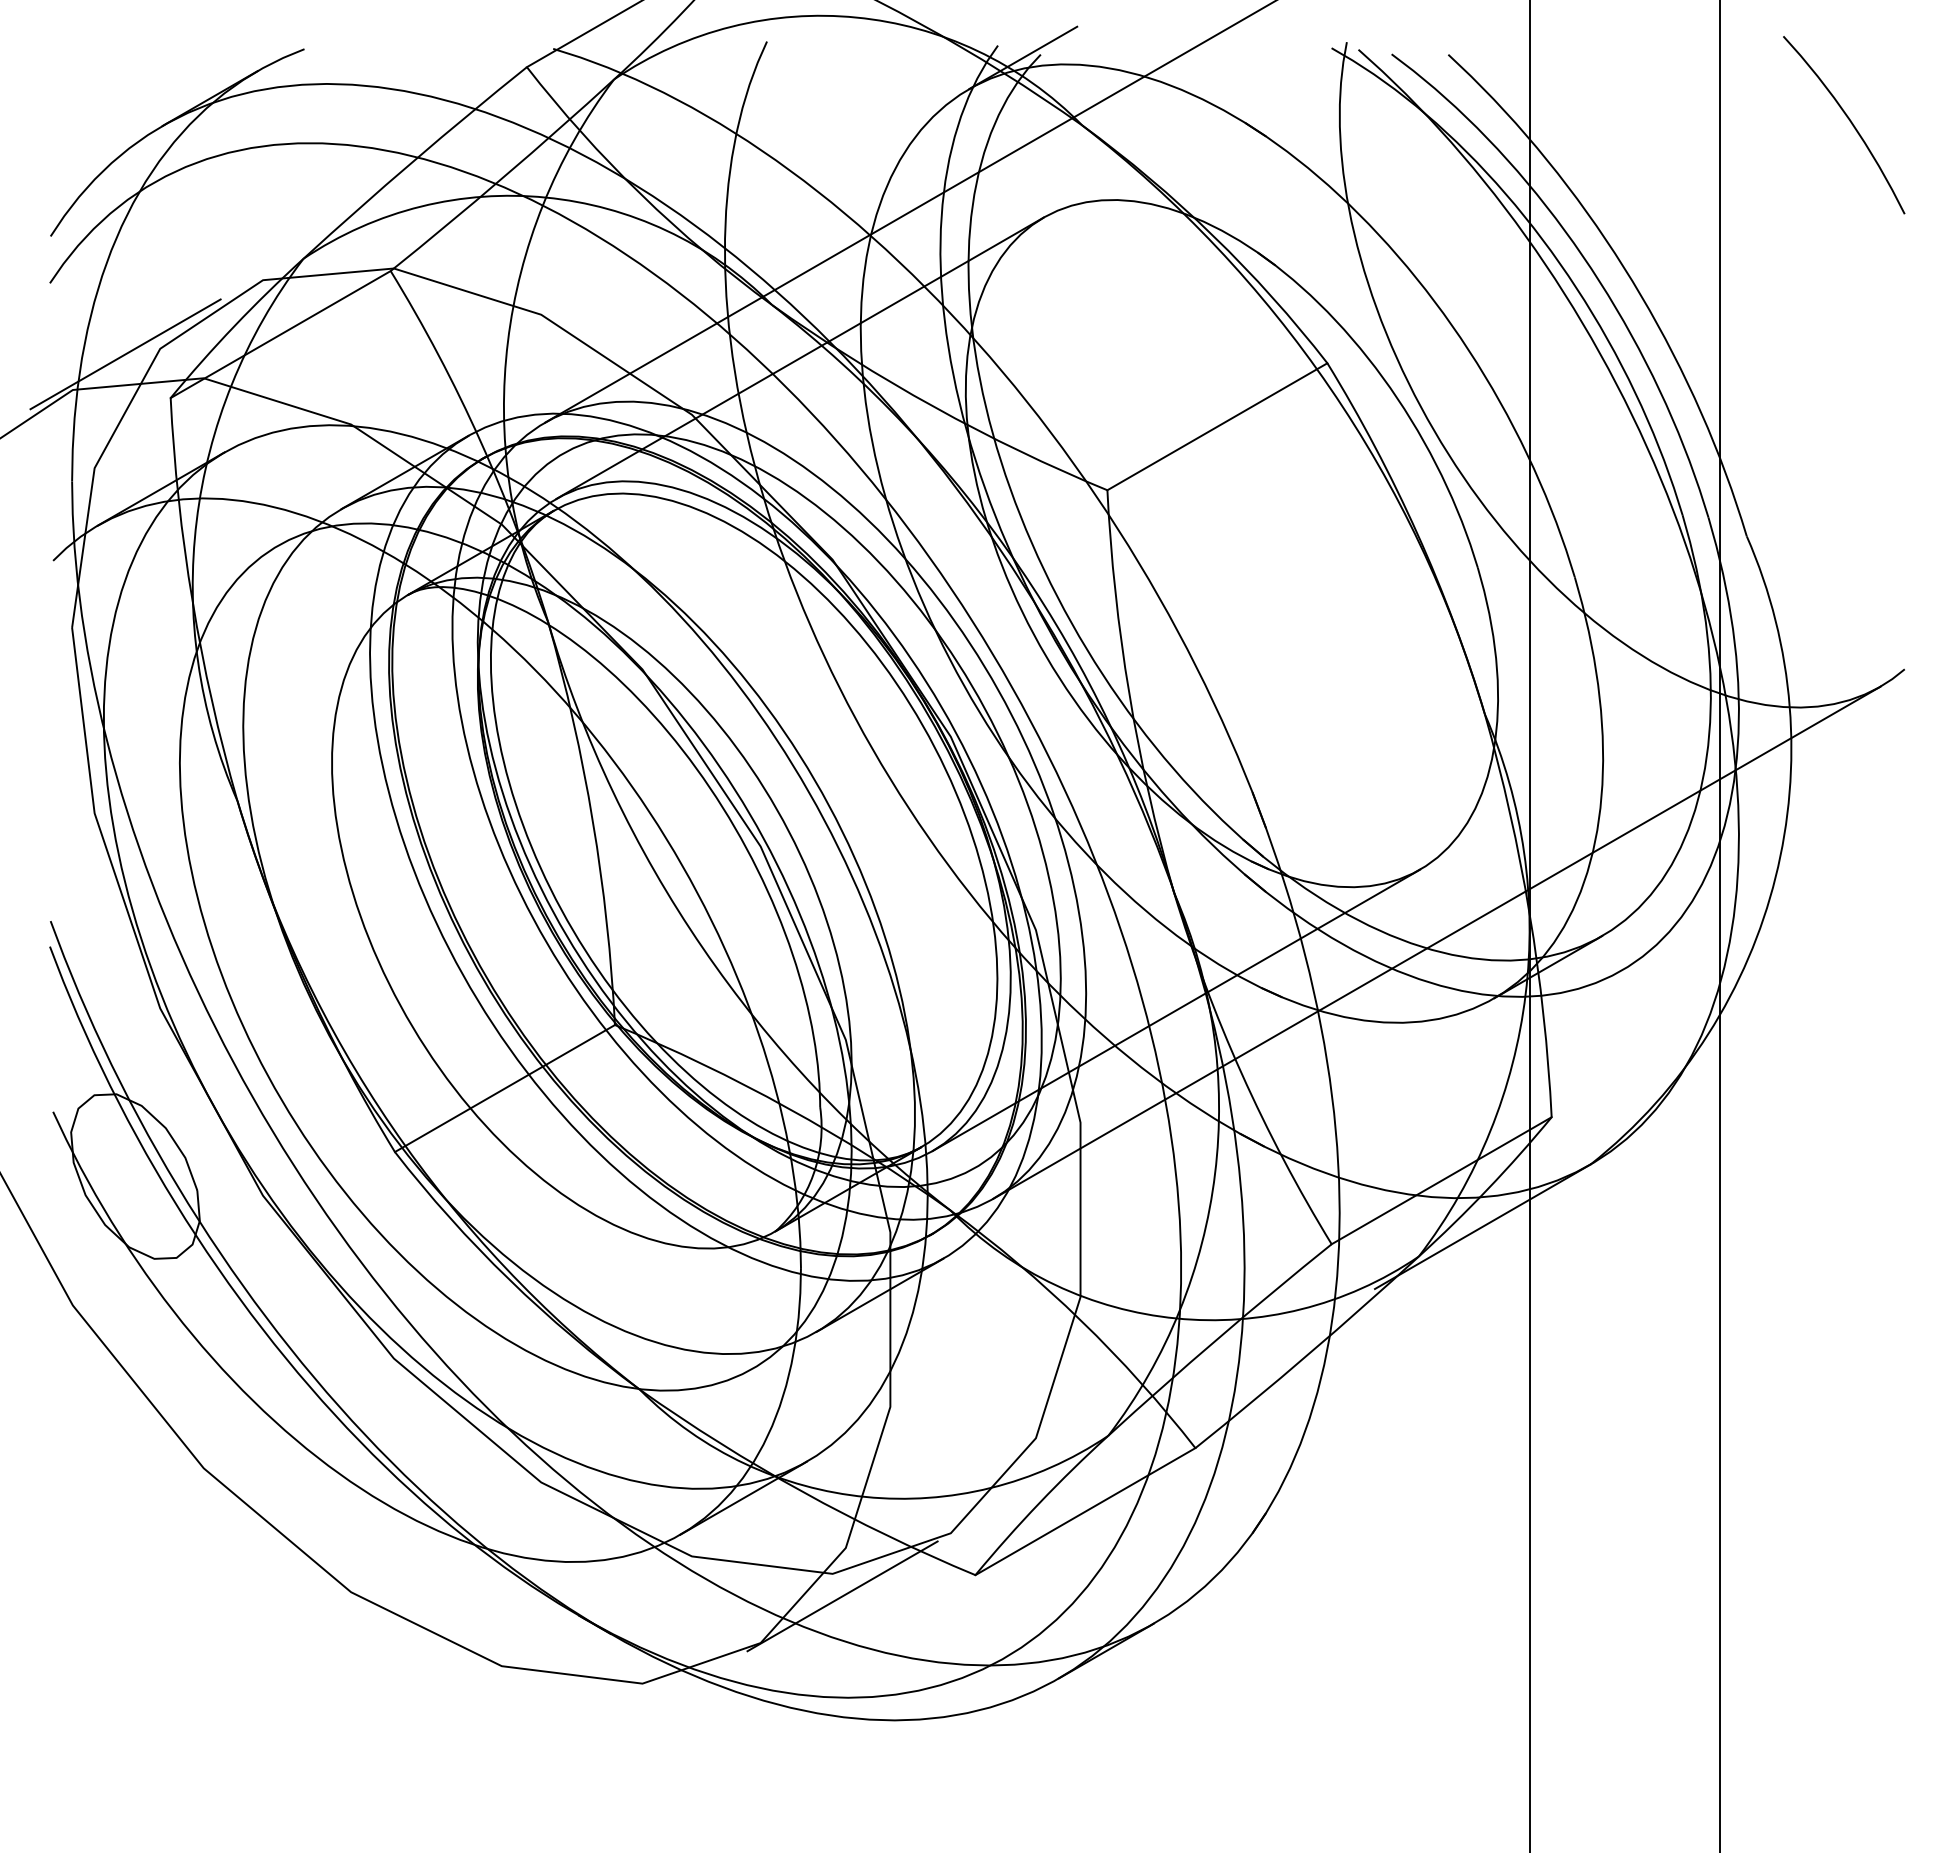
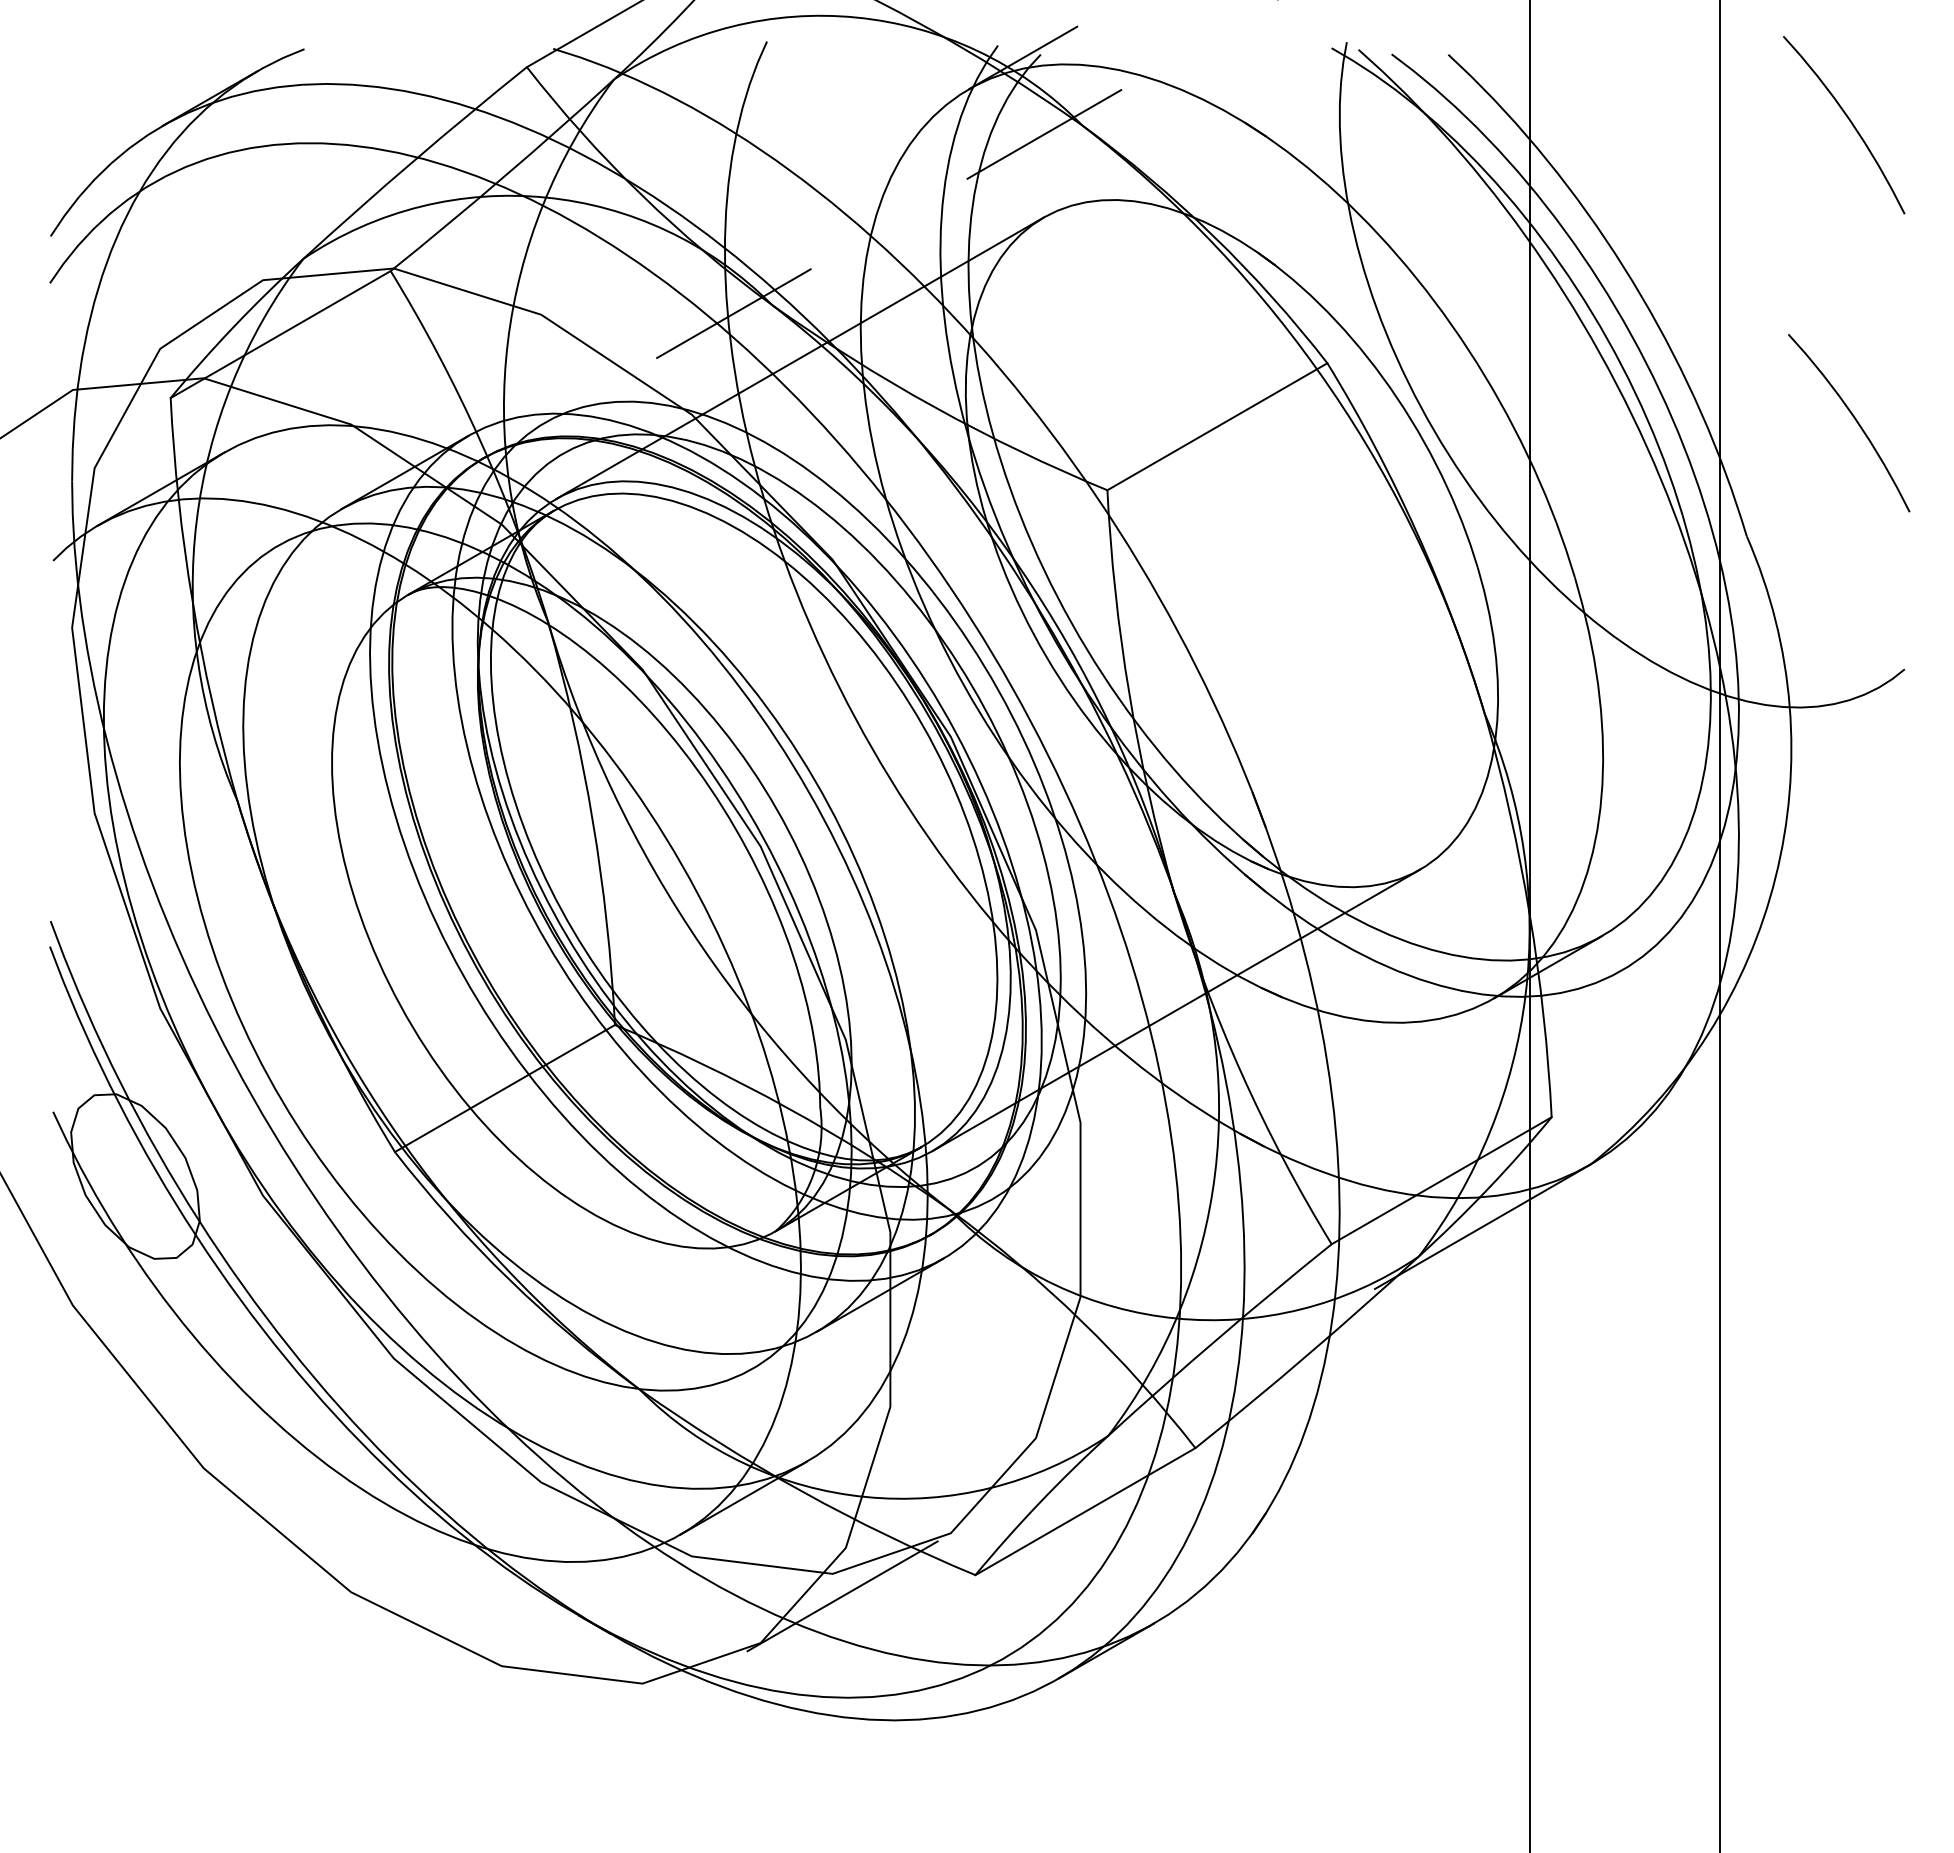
line: solid -> dashed (910, 211)
line: present -> none (125, 354)
curve: none -> present (1854, 419)
line: present -> none (1436, 942)
